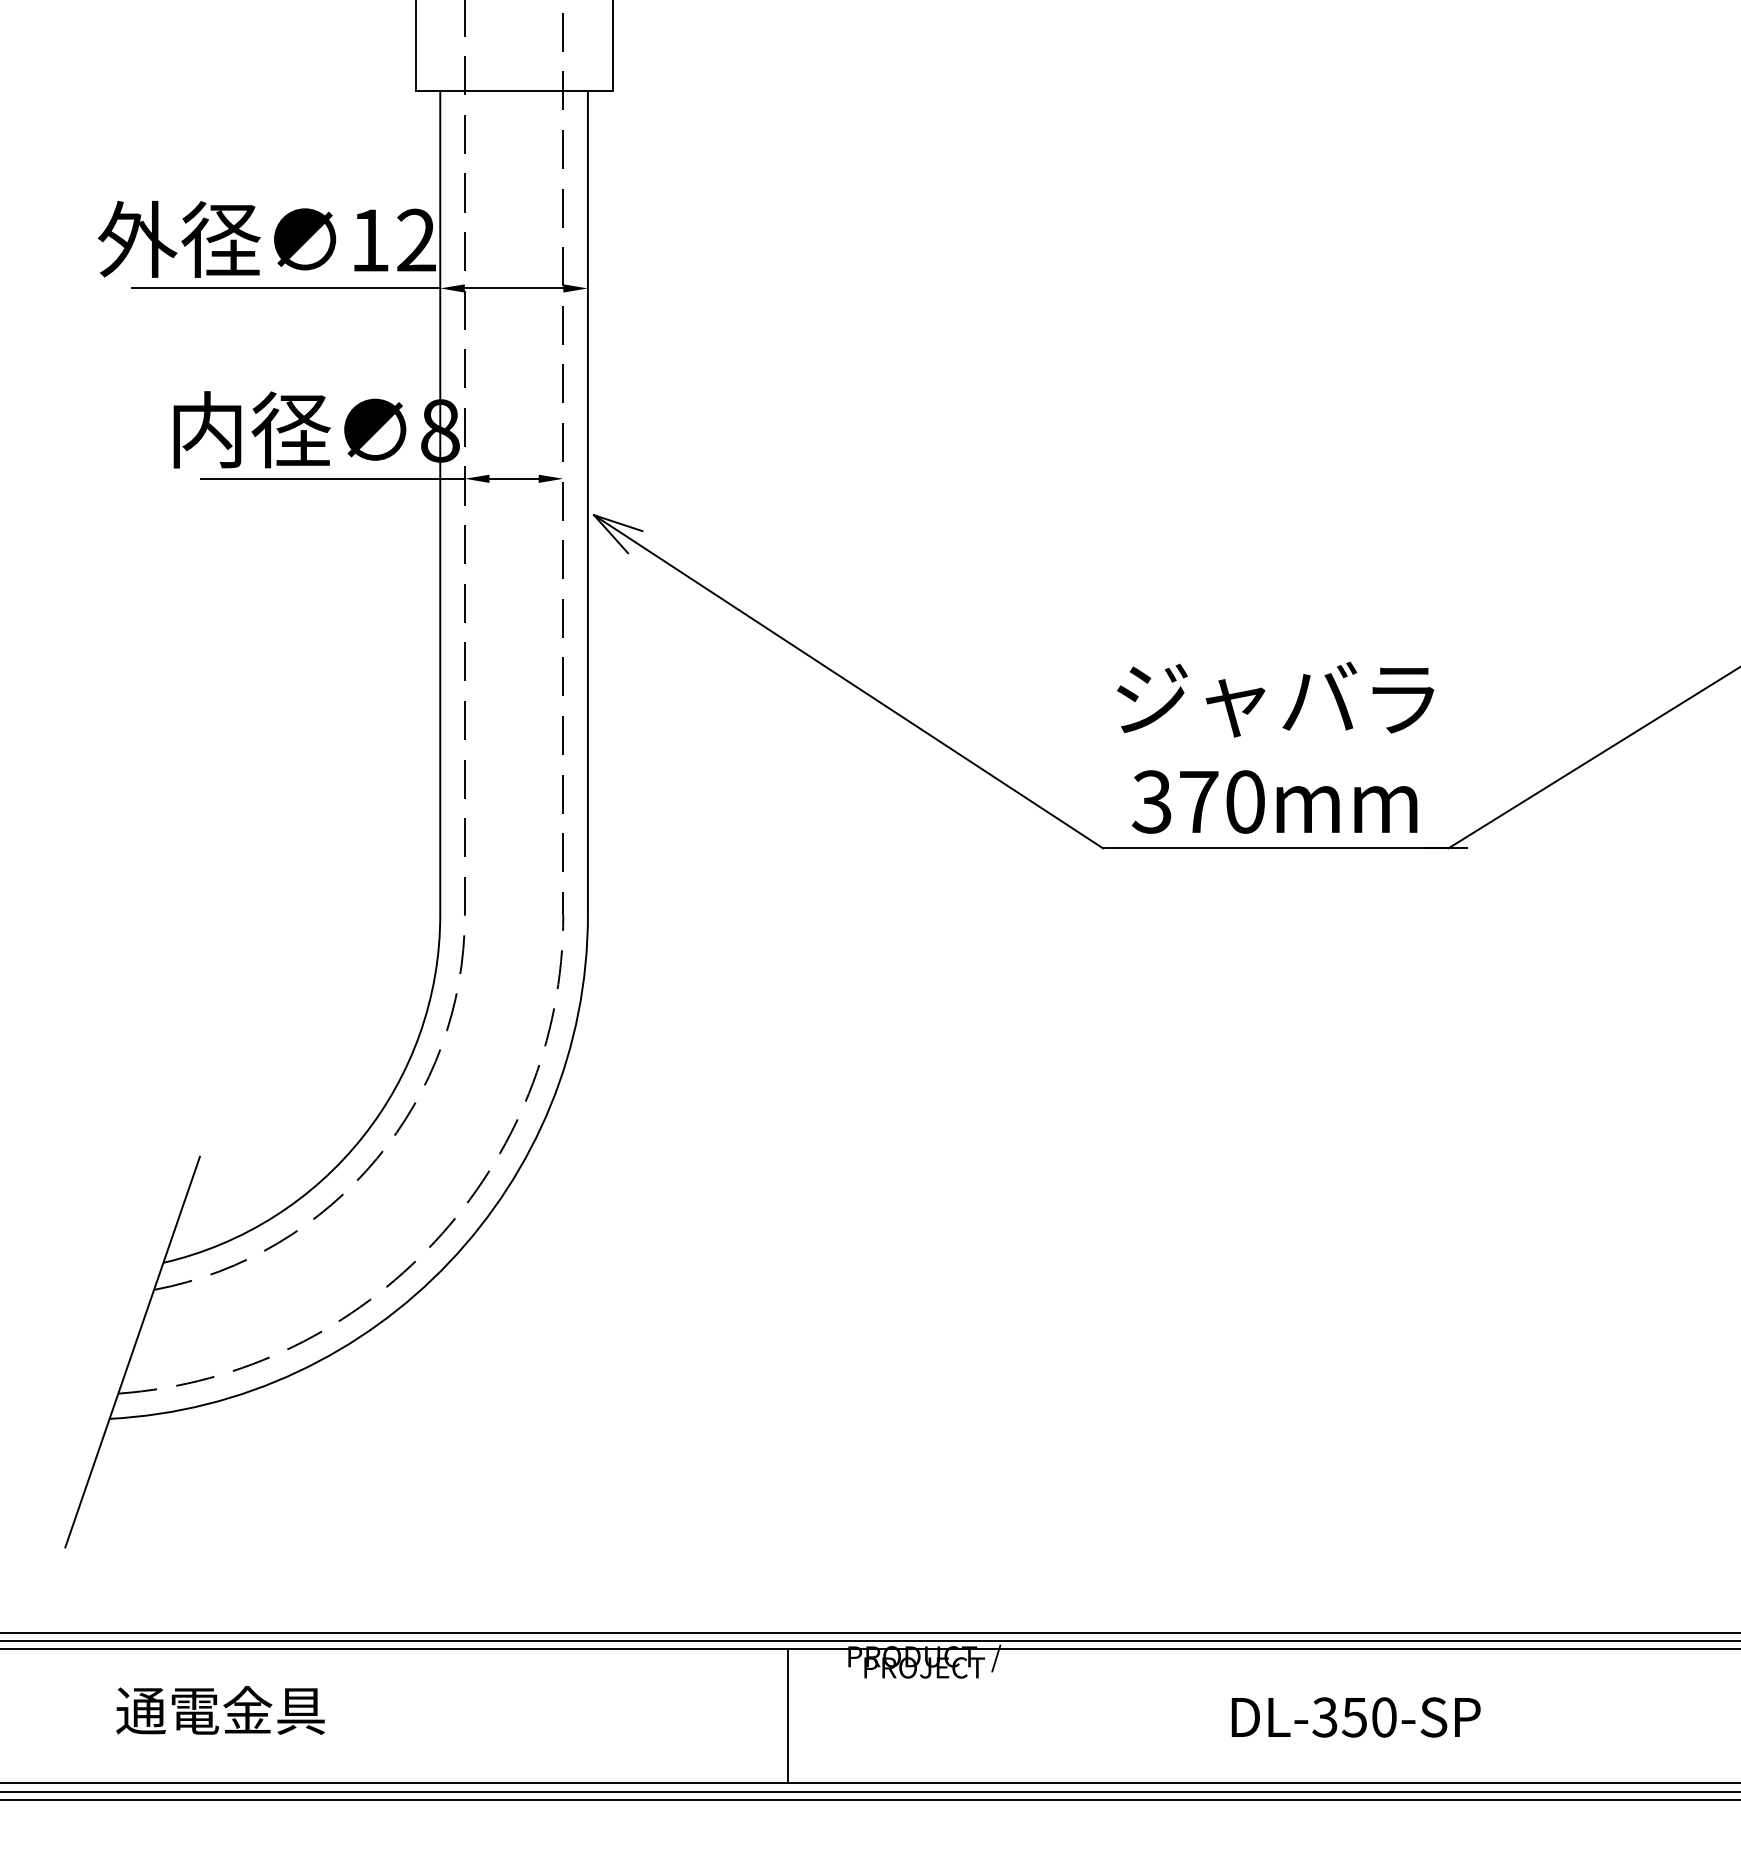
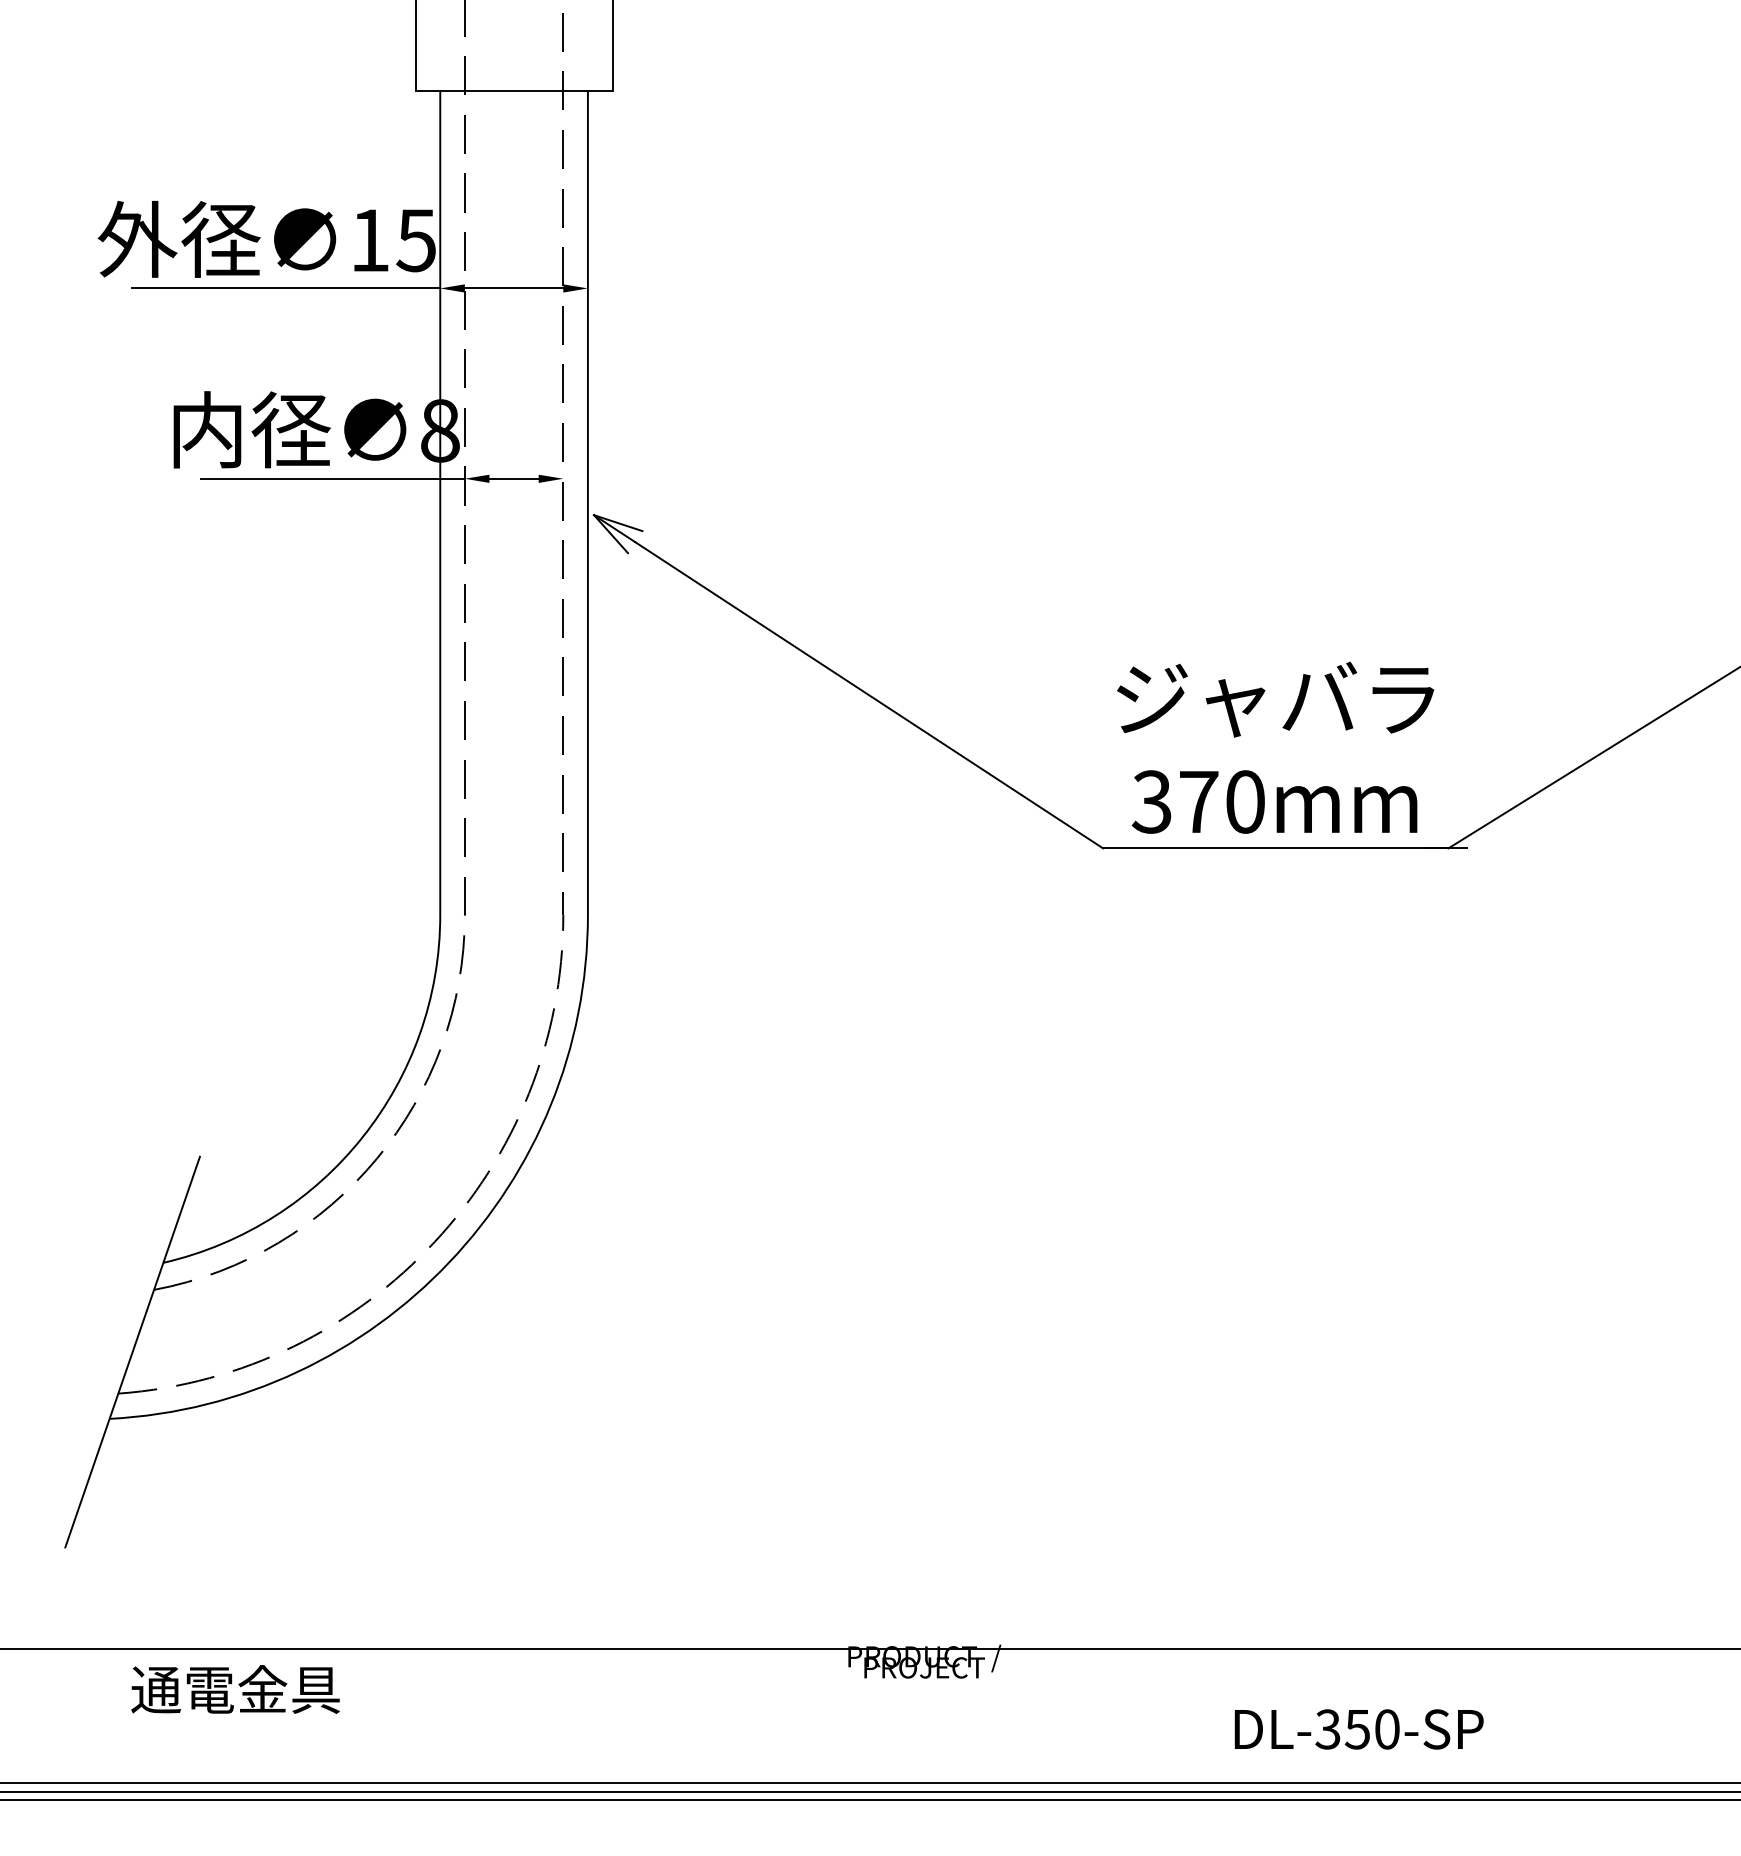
text: 12 -> 15 (415, 240)
line: present -> none (869, 1632)
line: present -> none (869, 1640)
text position: (220, 1710) -> (235, 1689) (235, 1689)
line: present -> none (788, 1716)
text position: (1355, 1717) -> (1358, 1729) (1358, 1729)
